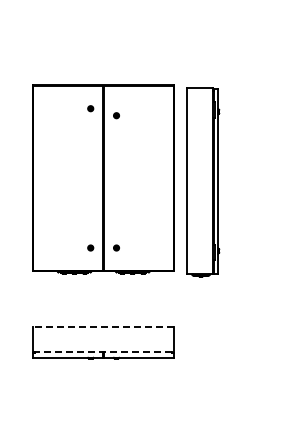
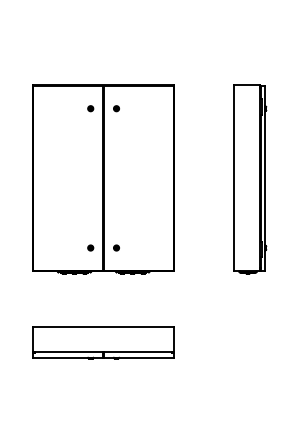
part position: (116, 115) -> (116, 108) (116, 108)
part position: (203, 182) -> (250, 179) (250, 179)
line: dashed -> solid (103, 326)
line: dashed -> solid (103, 352)
